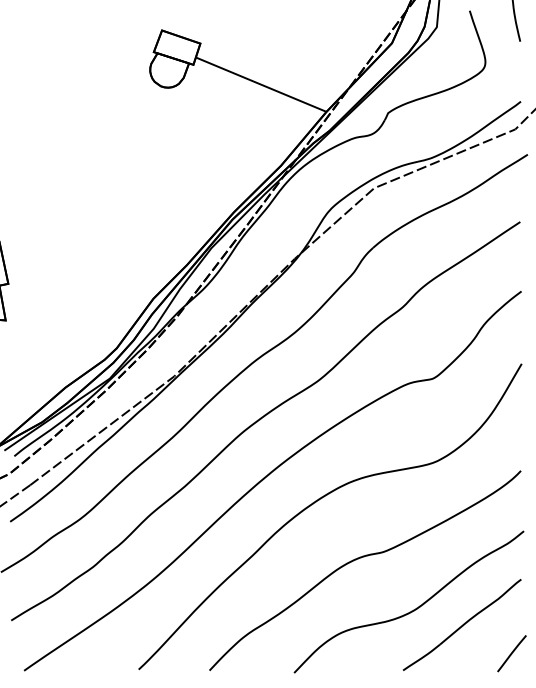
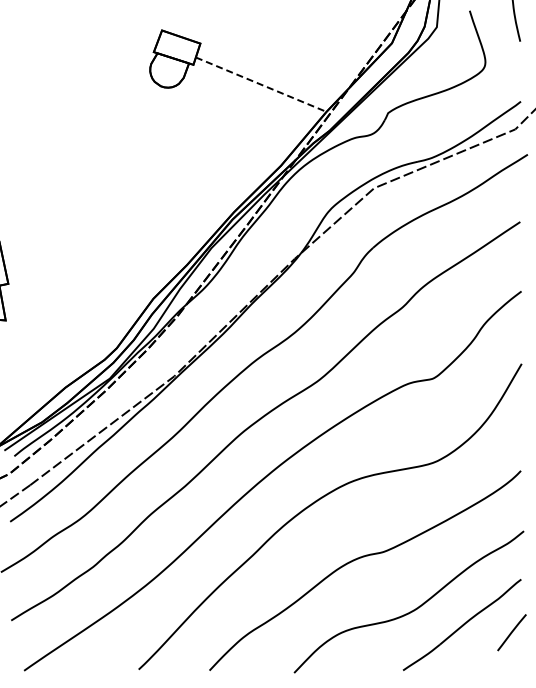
line: solid -> dashed (261, 84)
line position: (511, 653) -> (511, 632) (511, 632)
